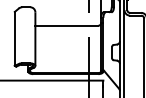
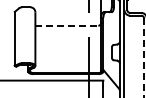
line: solid -> dashed (67, 25)
line: solid -> dashed (144, 58)
